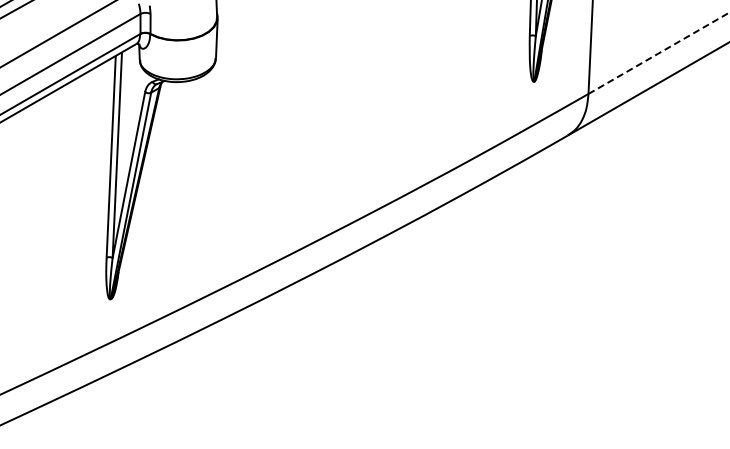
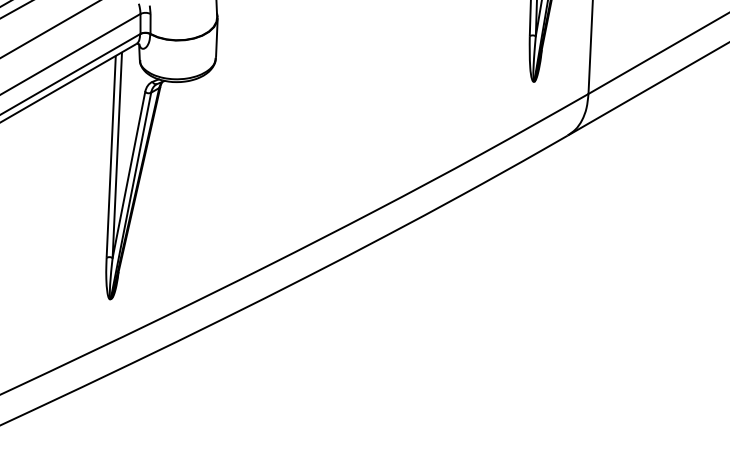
line position: (57, 34) -> (49, 29) (49, 29)
line: dashed -> solid (659, 53)
